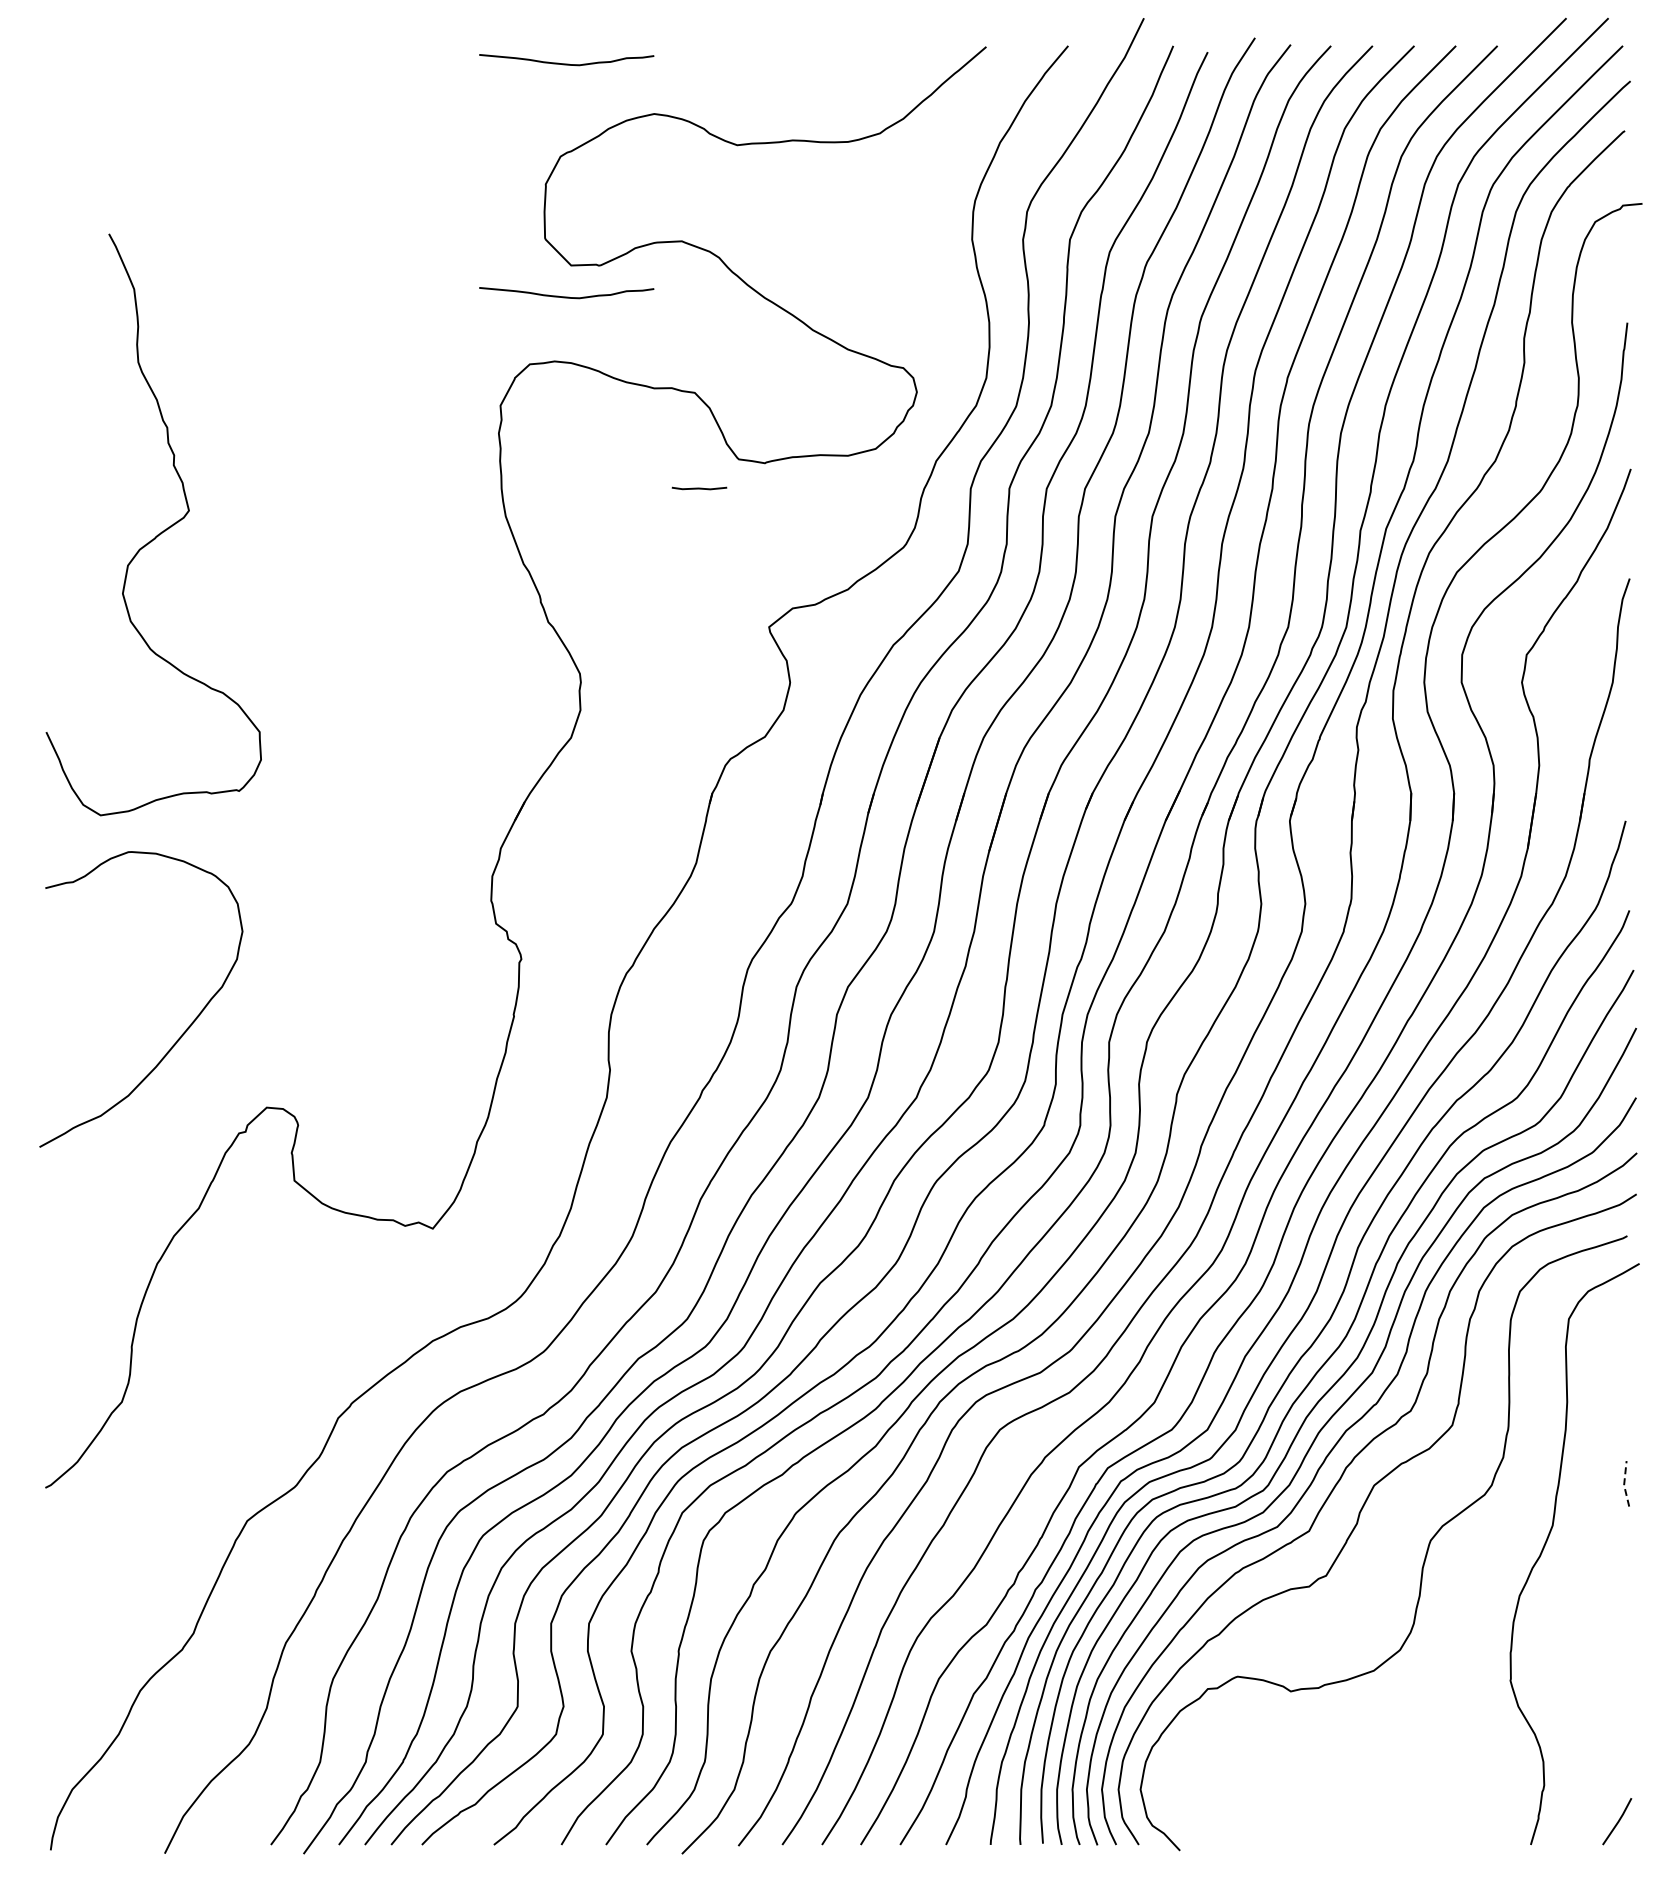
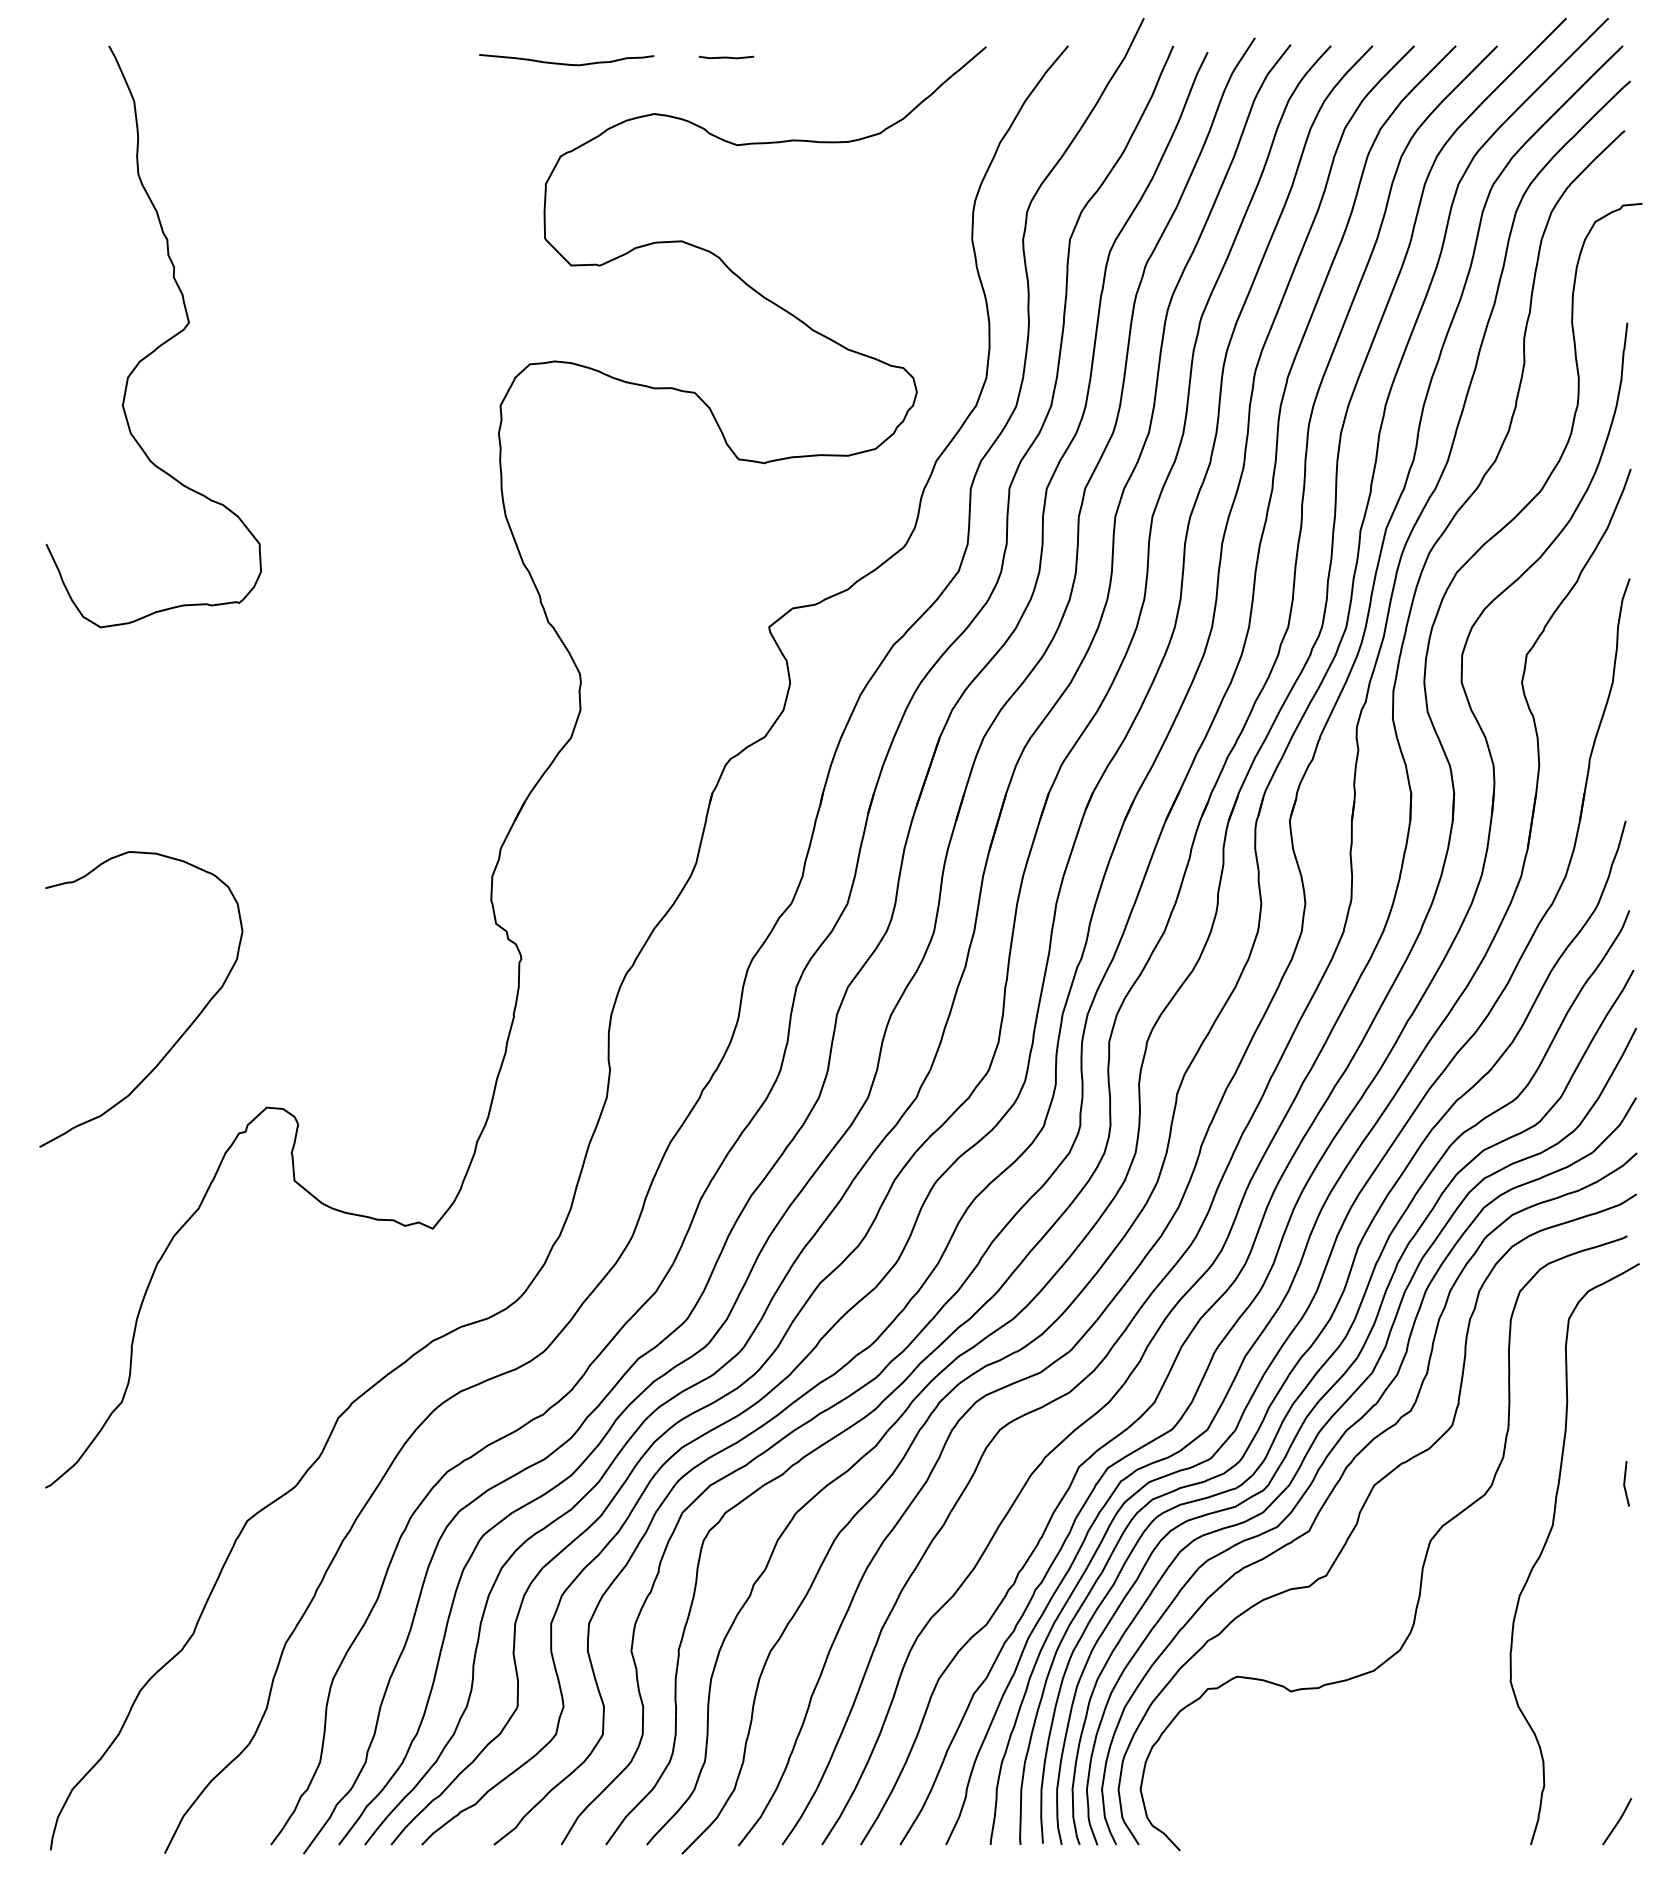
curve: present -> none (566, 296)
line position: (699, 488) -> (726, 57) (726, 57)
curve position: (161, 531) -> (161, 343) (161, 343)
line: dashed -> solid (1624, 1484)
